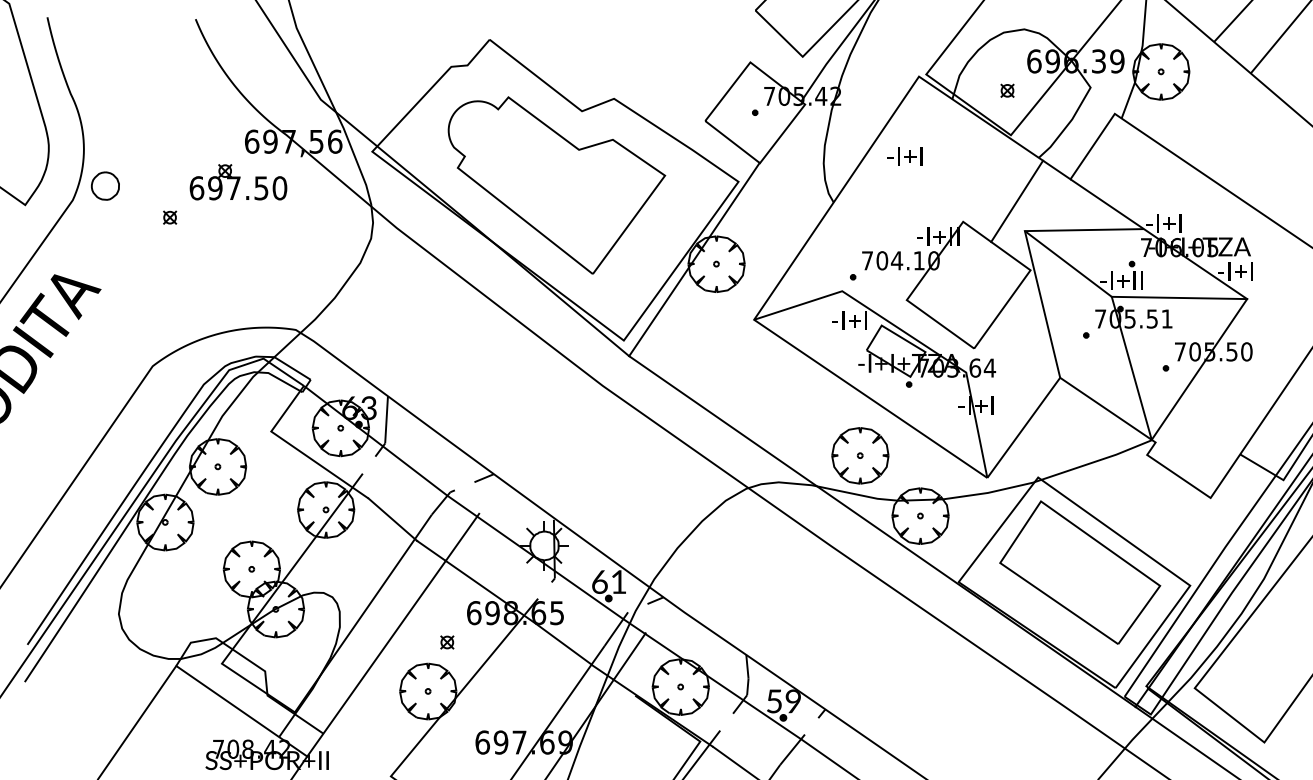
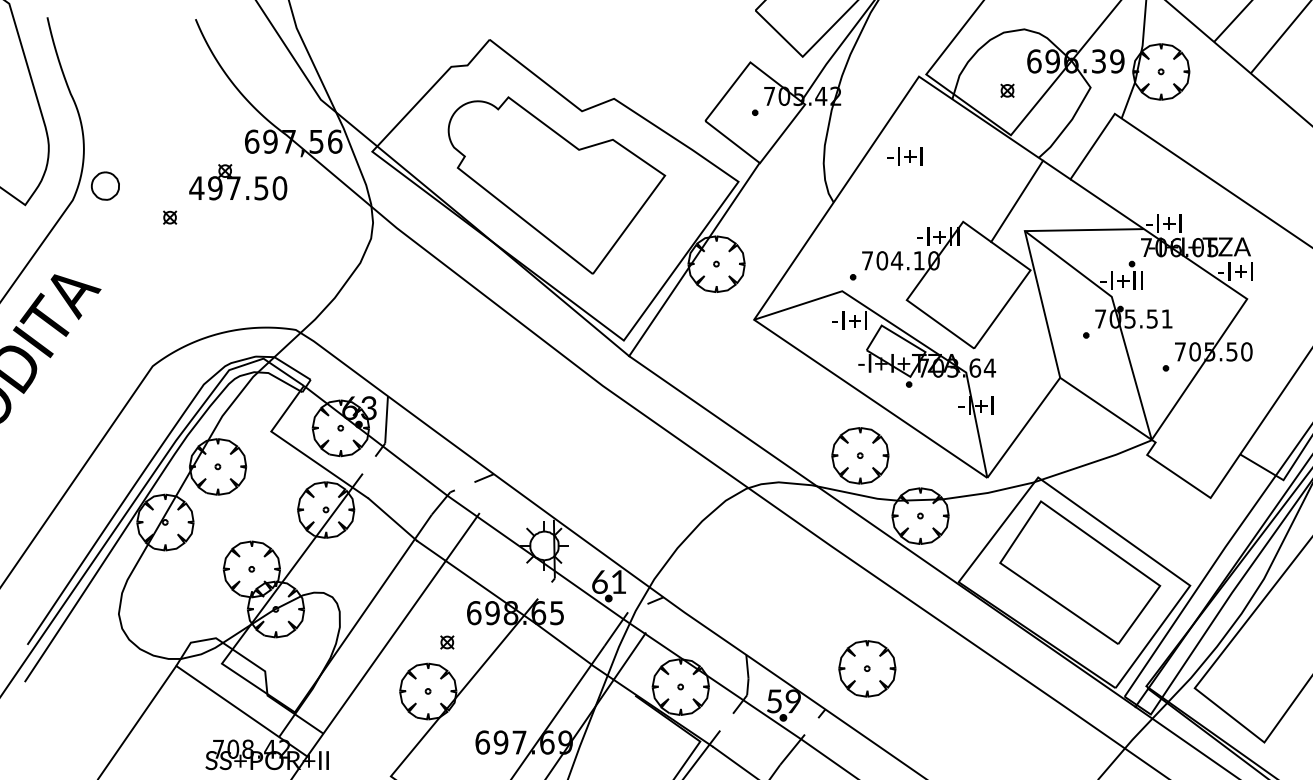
text: 697.50 -> 497.50 (196, 188)
line: present -> none (1179, 297)
part: none -> present (867, 668)
